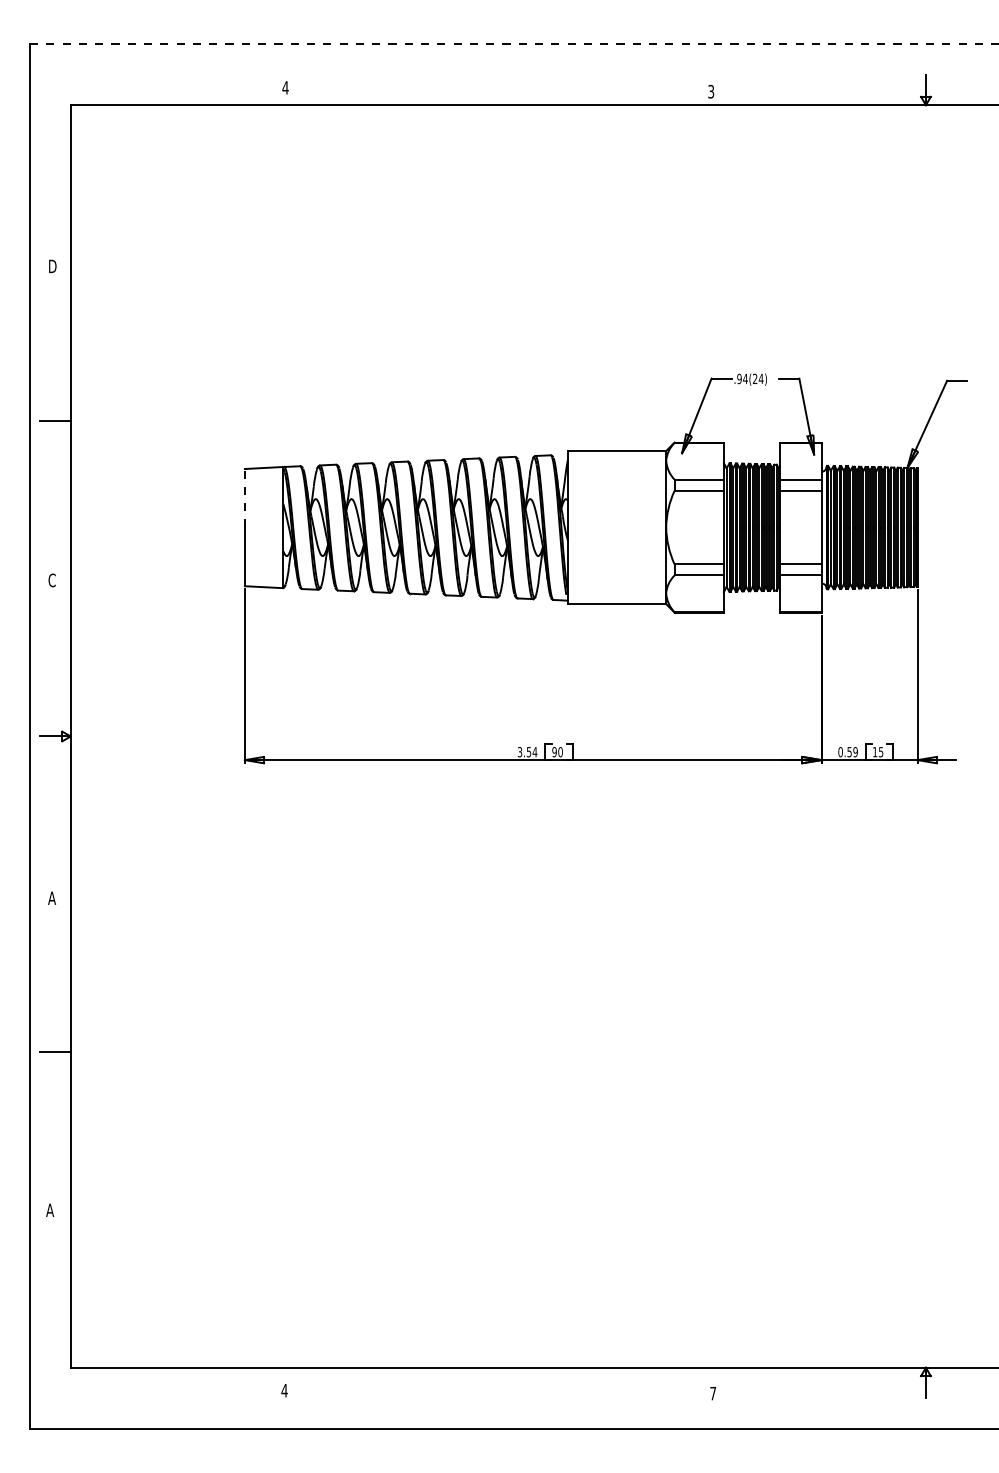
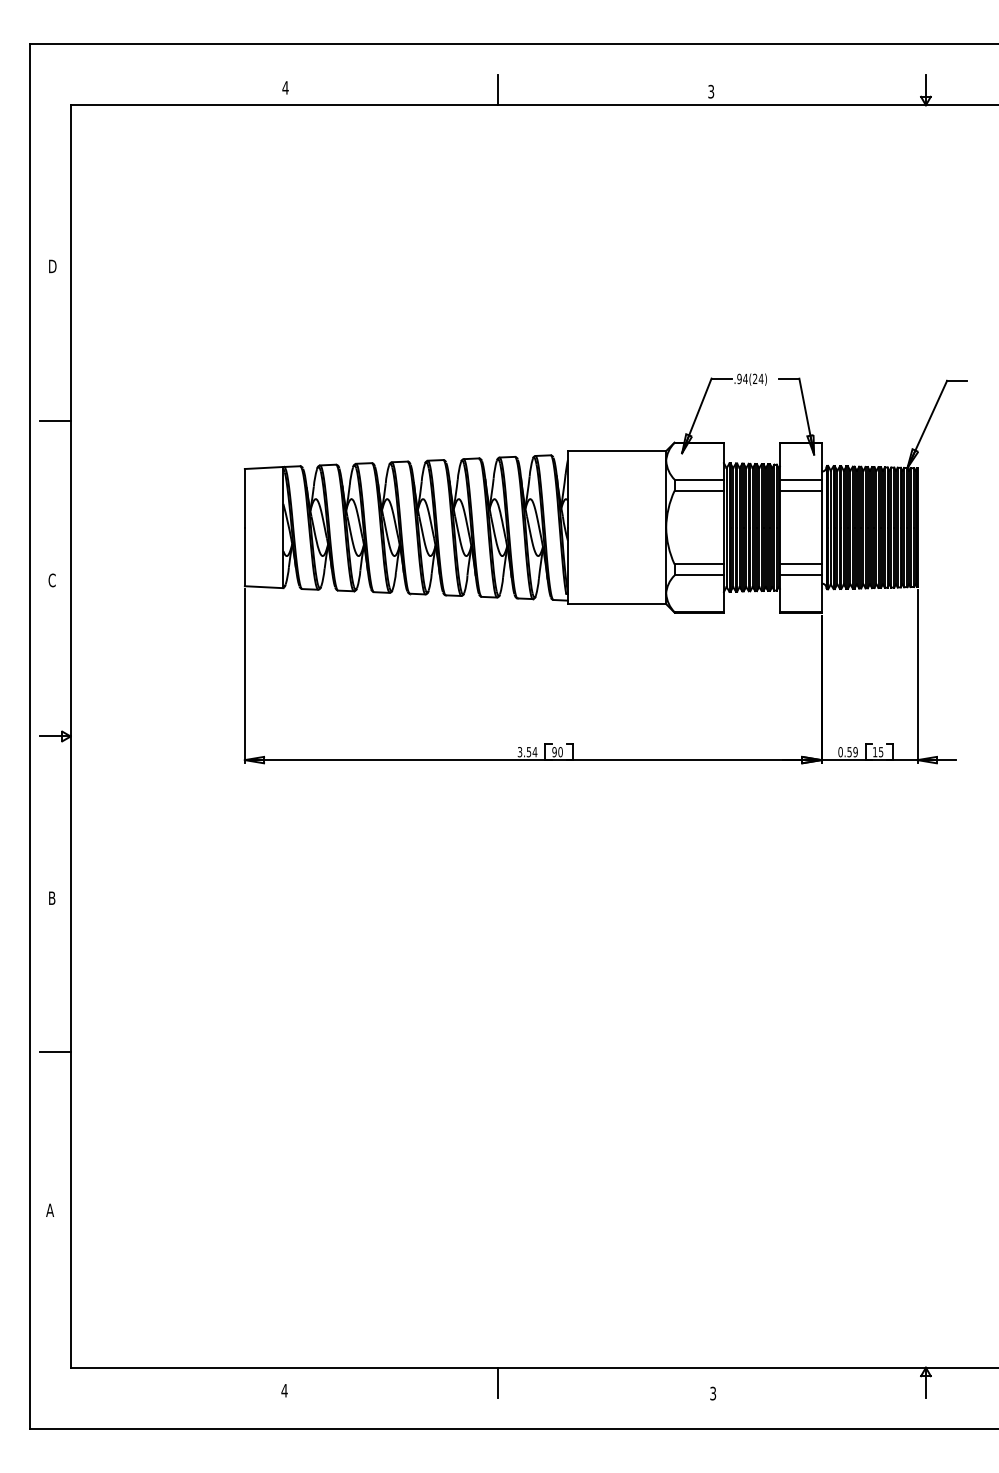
line: dashed -> solid (514, 44)
line: none -> present (498, 89)
line: dashed -> solid (244, 497)
text: A -> B (51, 897)
line: none -> present (498, 1382)
text: 7 -> 3 (713, 1393)
